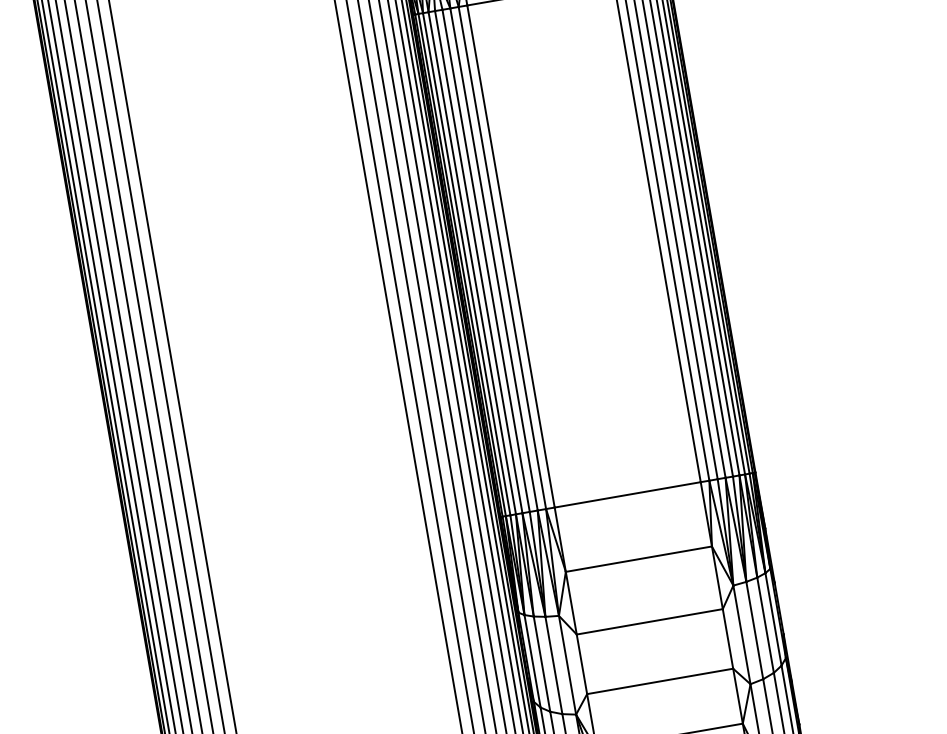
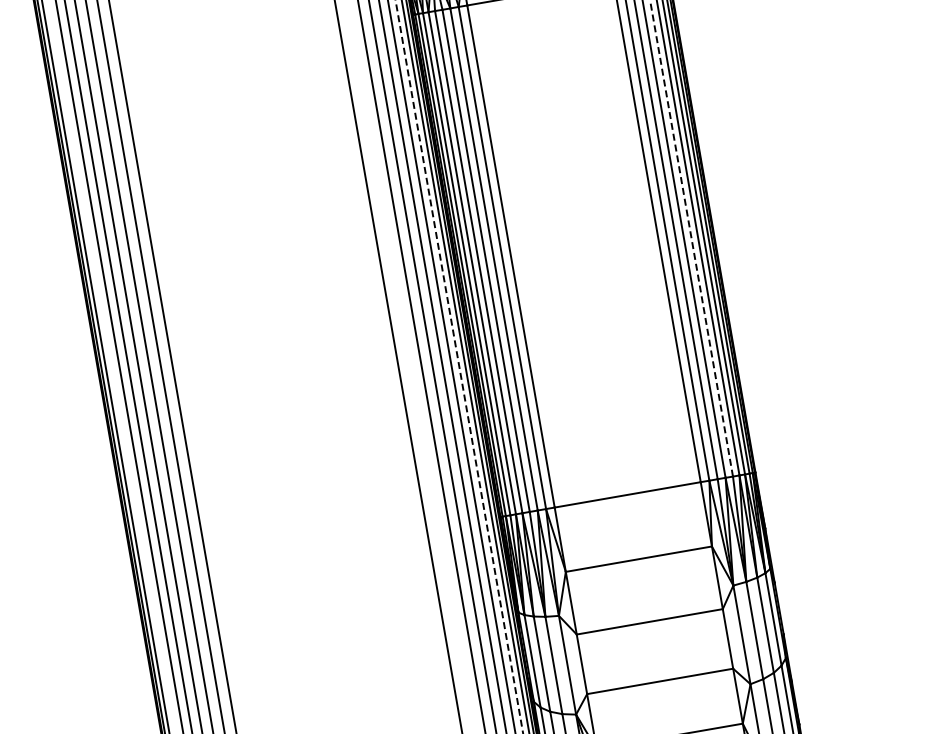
line: solid -> dashed (691, 238)
line: present -> none (111, 366)
line: present -> none (409, 366)
line: solid -> dashed (459, 367)
